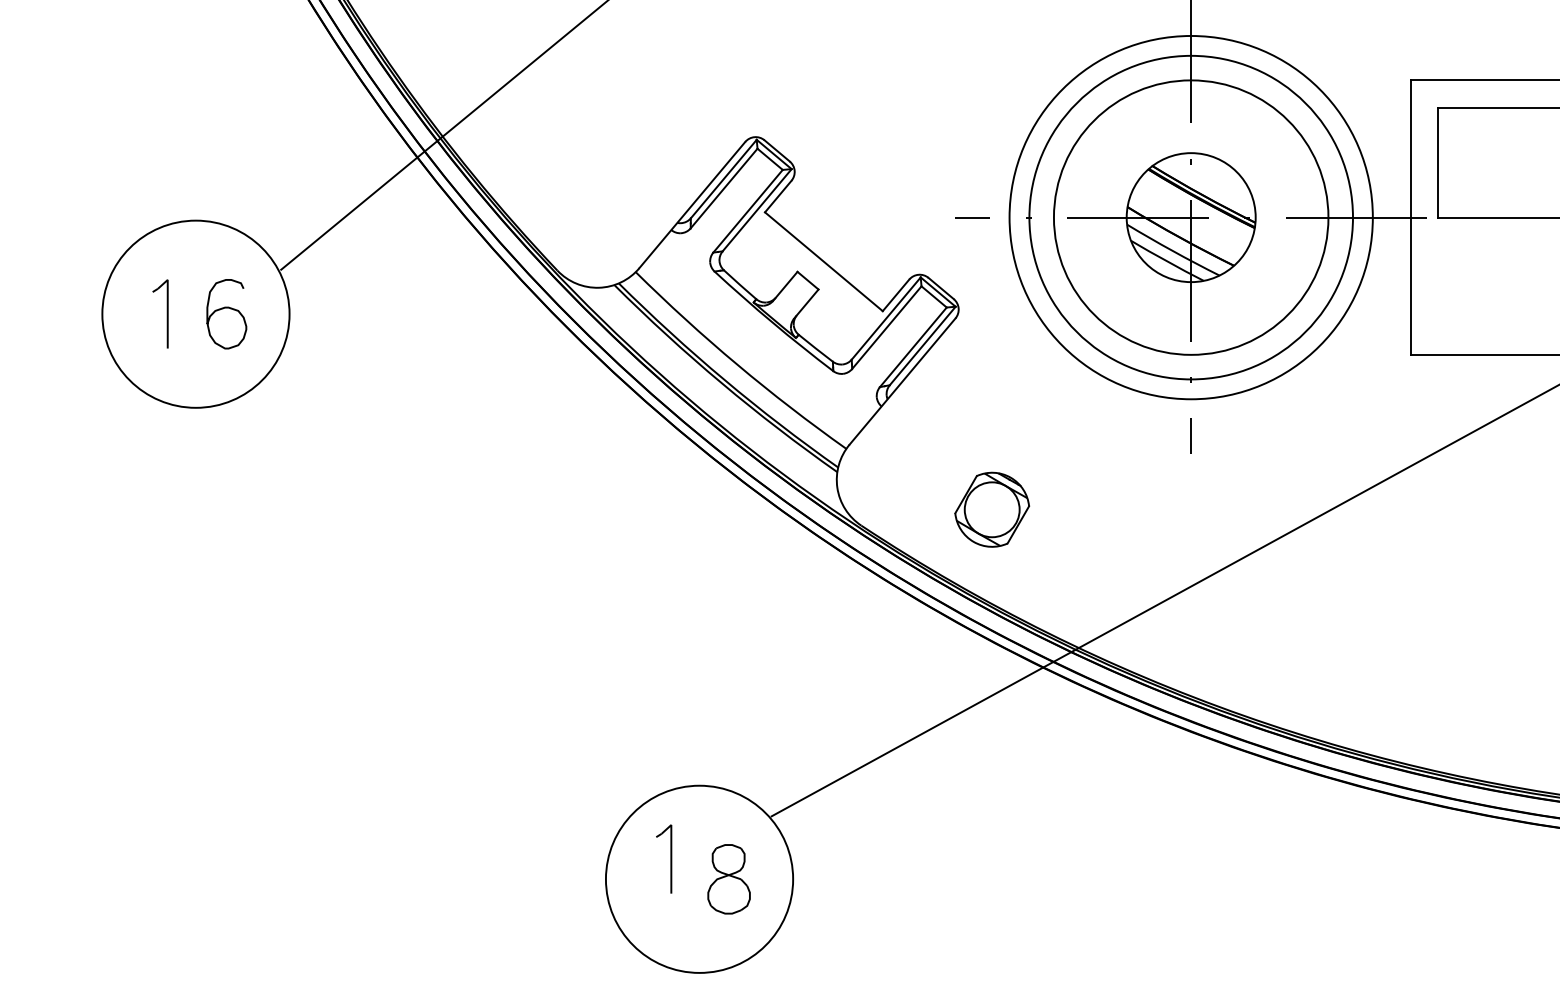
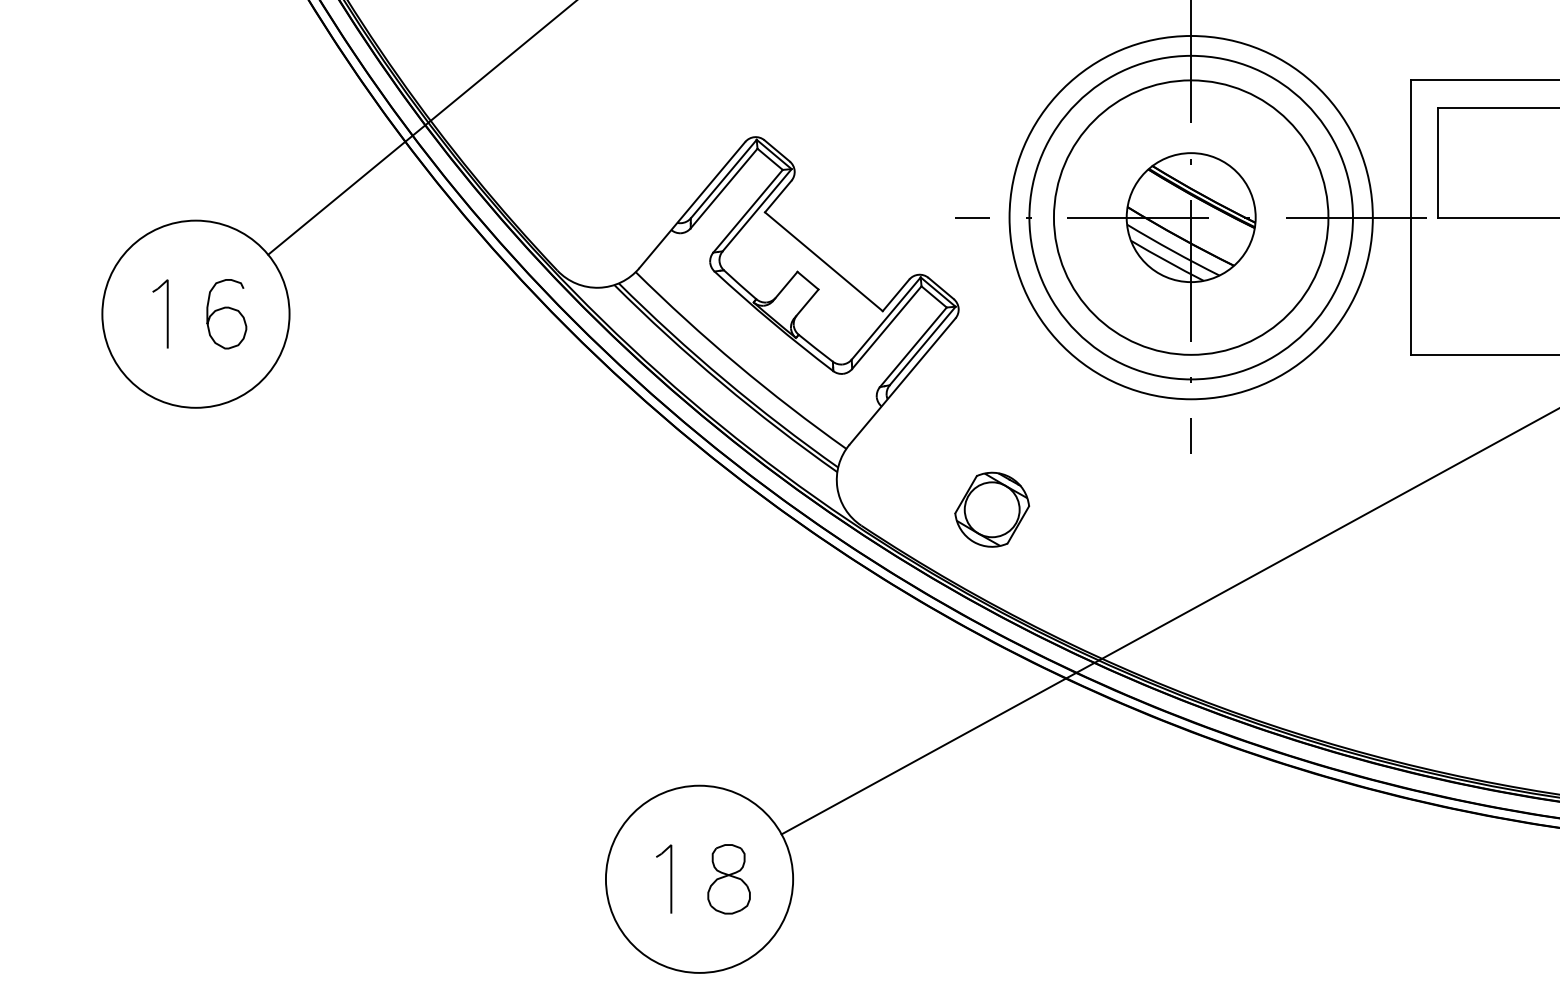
line position: (443, 135) -> (421, 128) (421, 128)
line position: (1163, 601) -> (1168, 621) (1168, 621)
part position: (664, 858) -> (664, 878) (664, 878)
